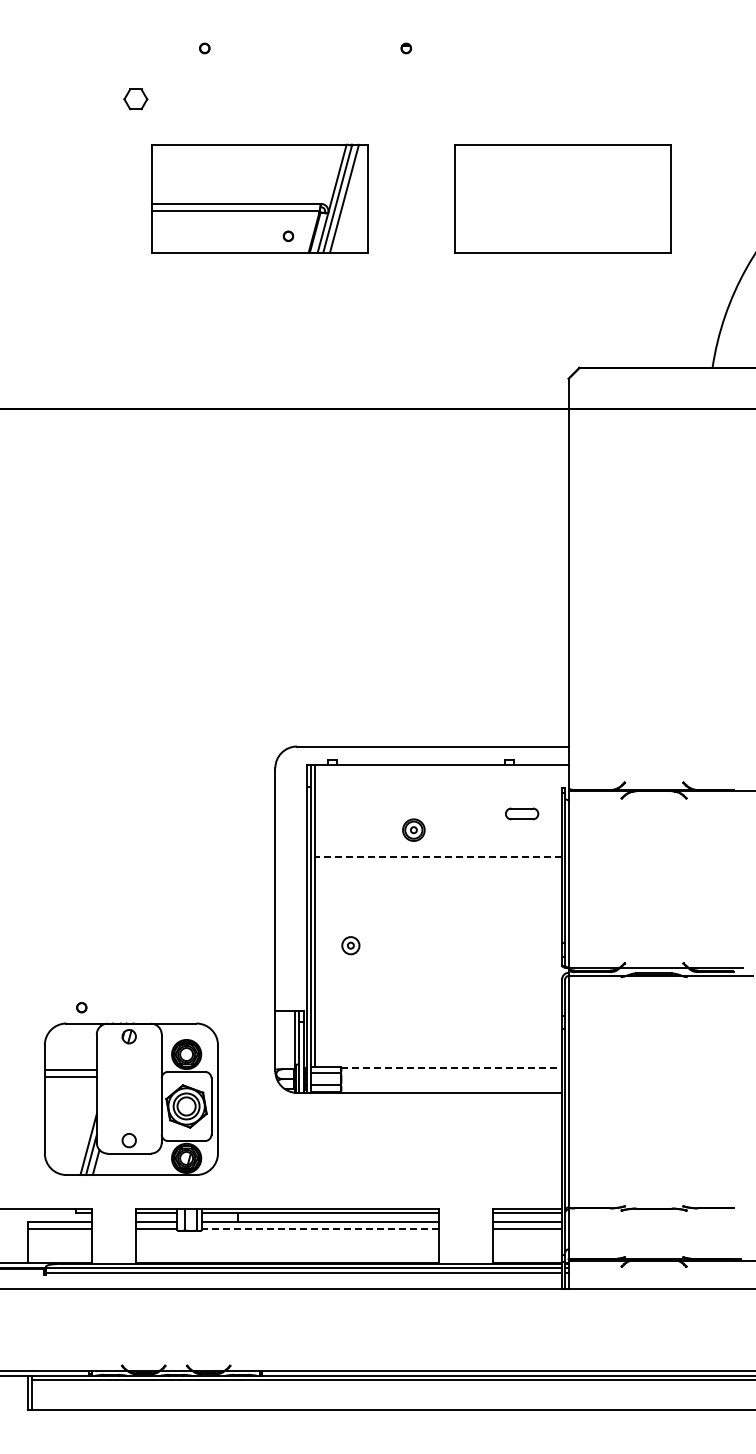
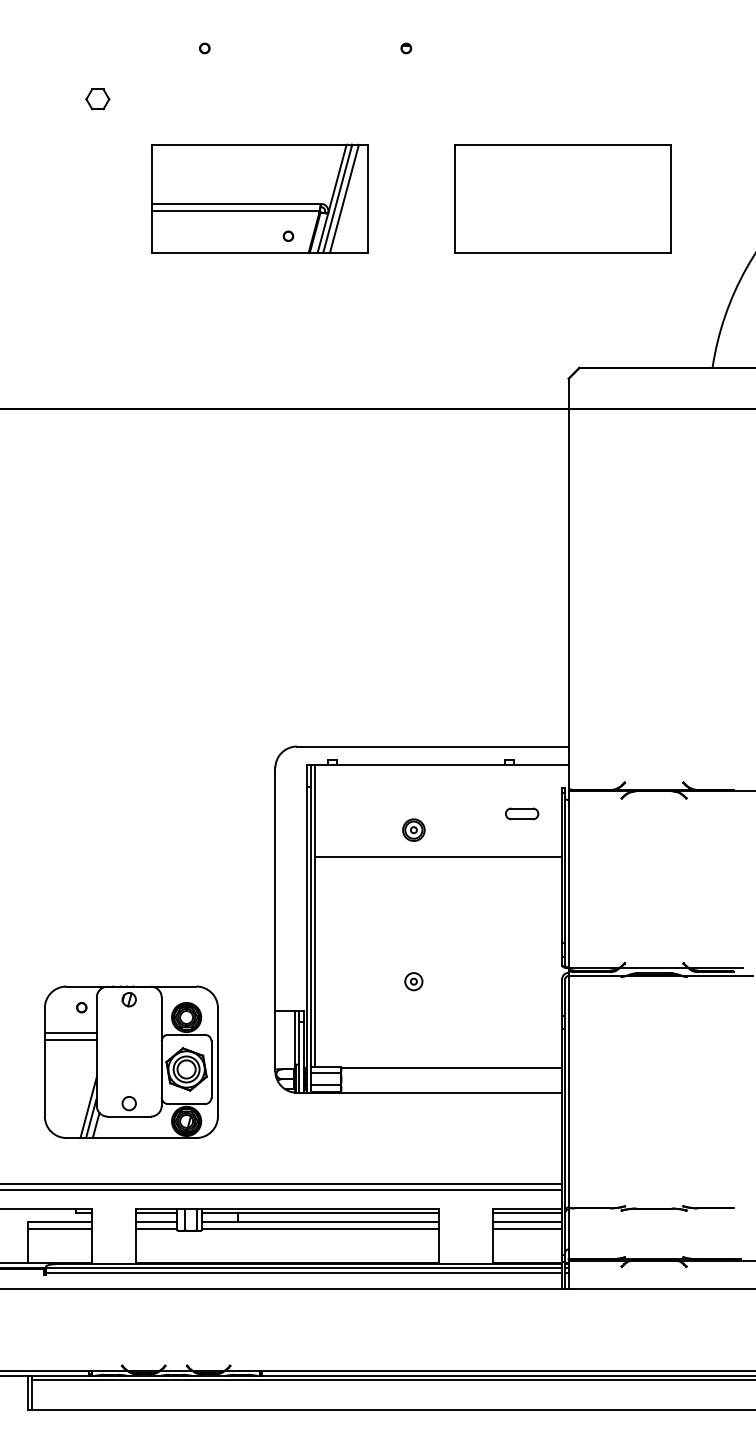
part position: (135, 99) -> (97, 99) (97, 99)
line: dashed -> solid (438, 857)
part position: (350, 945) -> (413, 981) (413, 981)
line: dashed -> solid (452, 1068)
part position: (131, 1098) -> (131, 1061) (131, 1061)
line: none -> present (282, 1183)
line: none -> present (282, 1190)
line: dashed -> solid (320, 1228)
